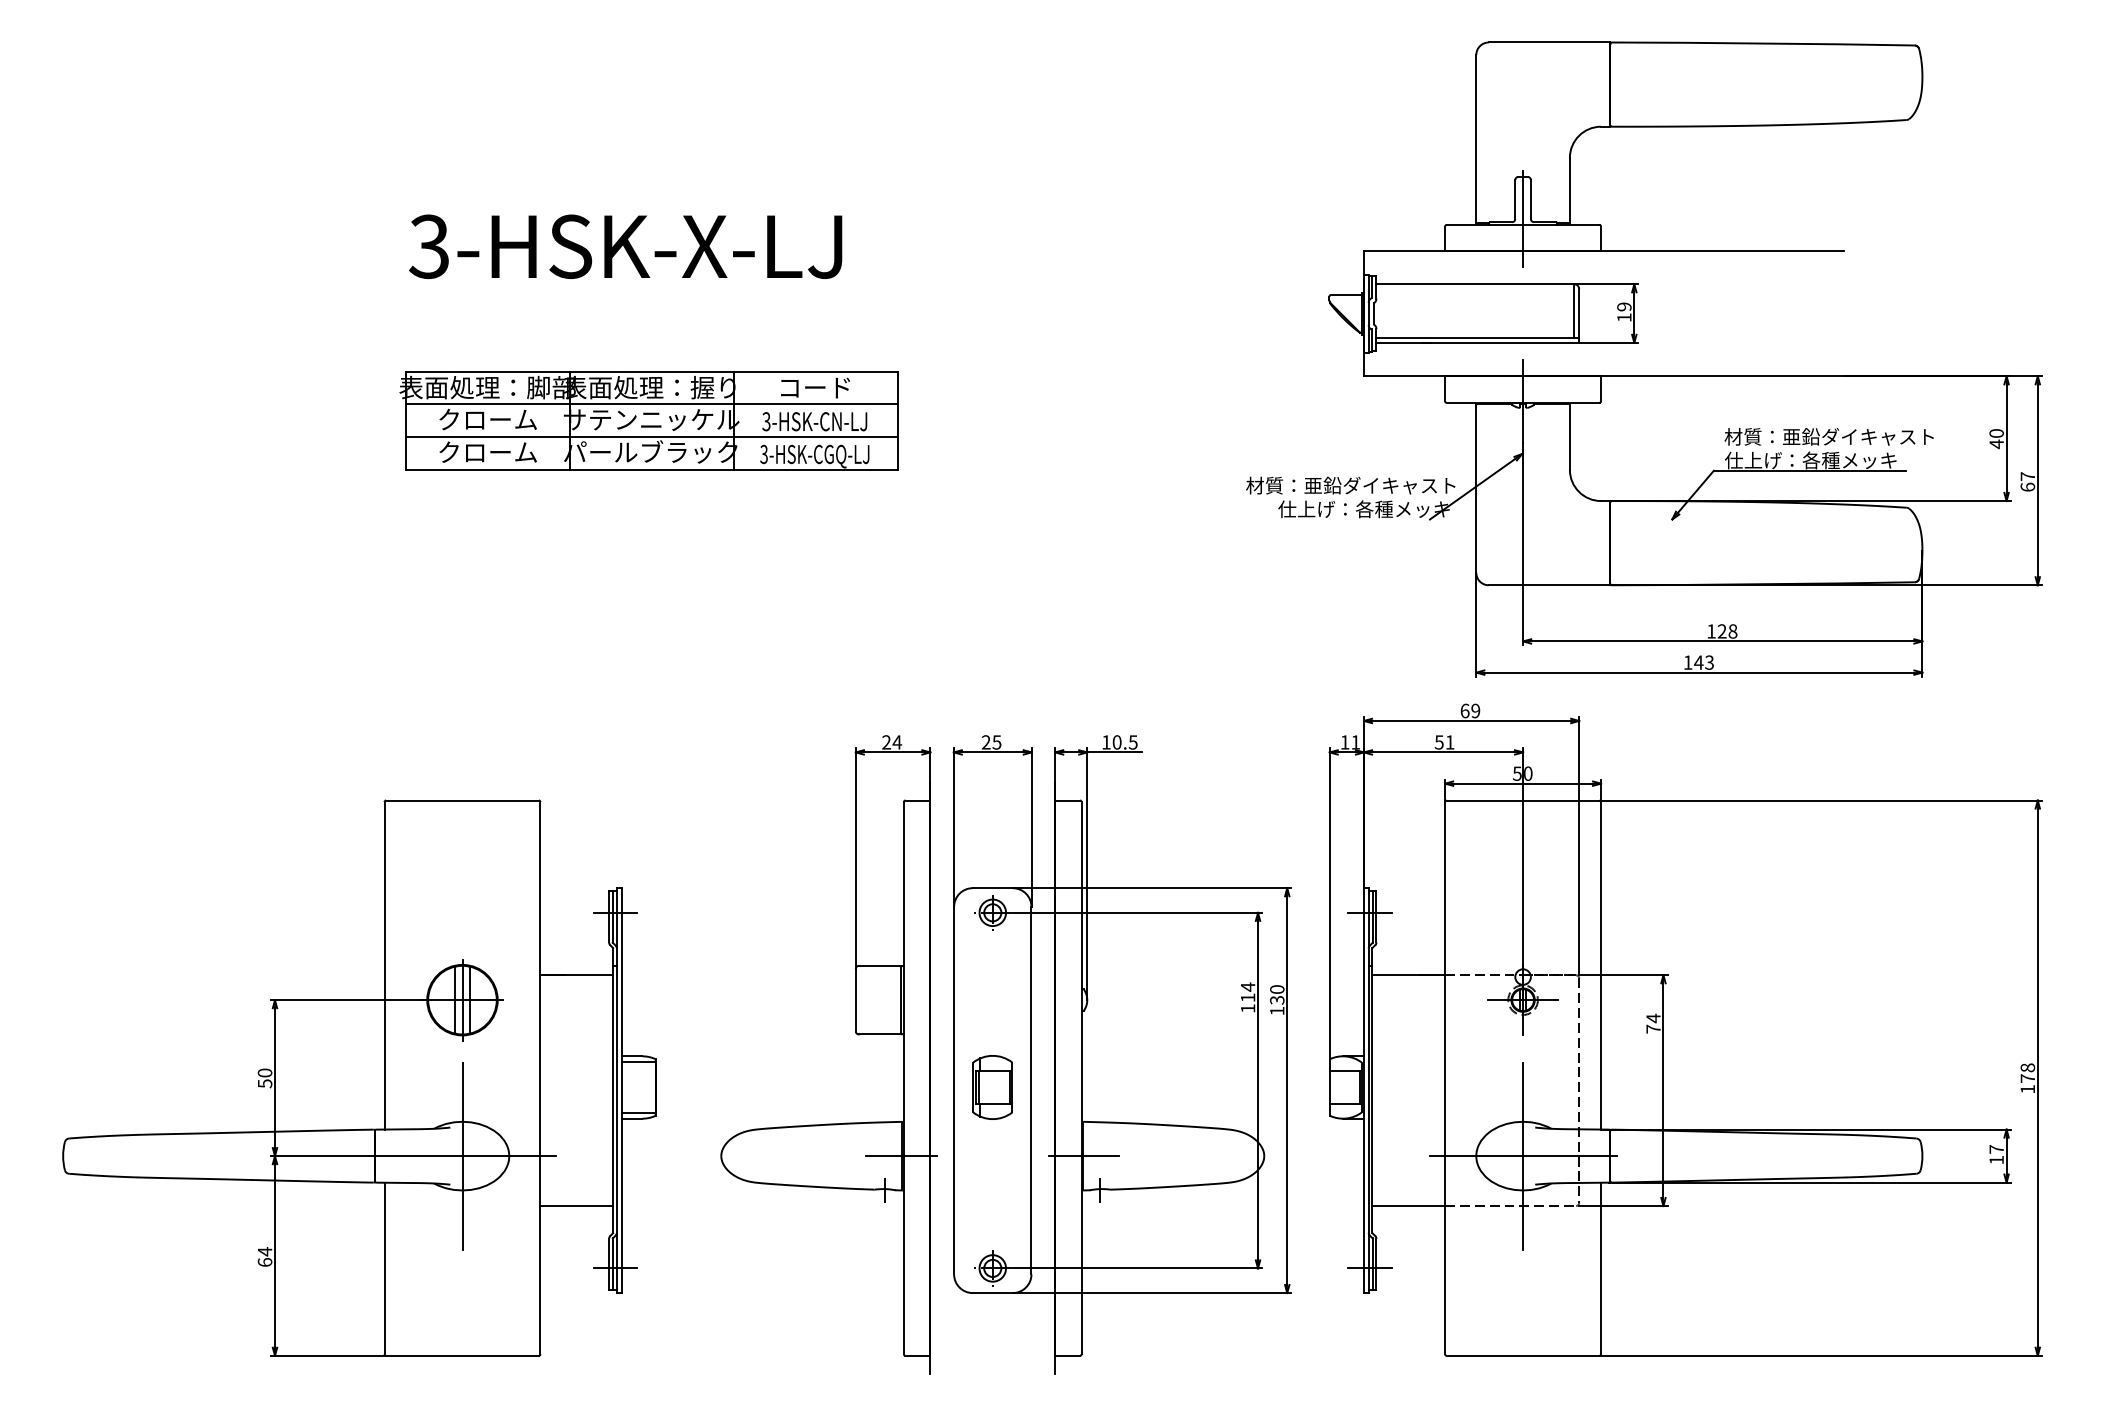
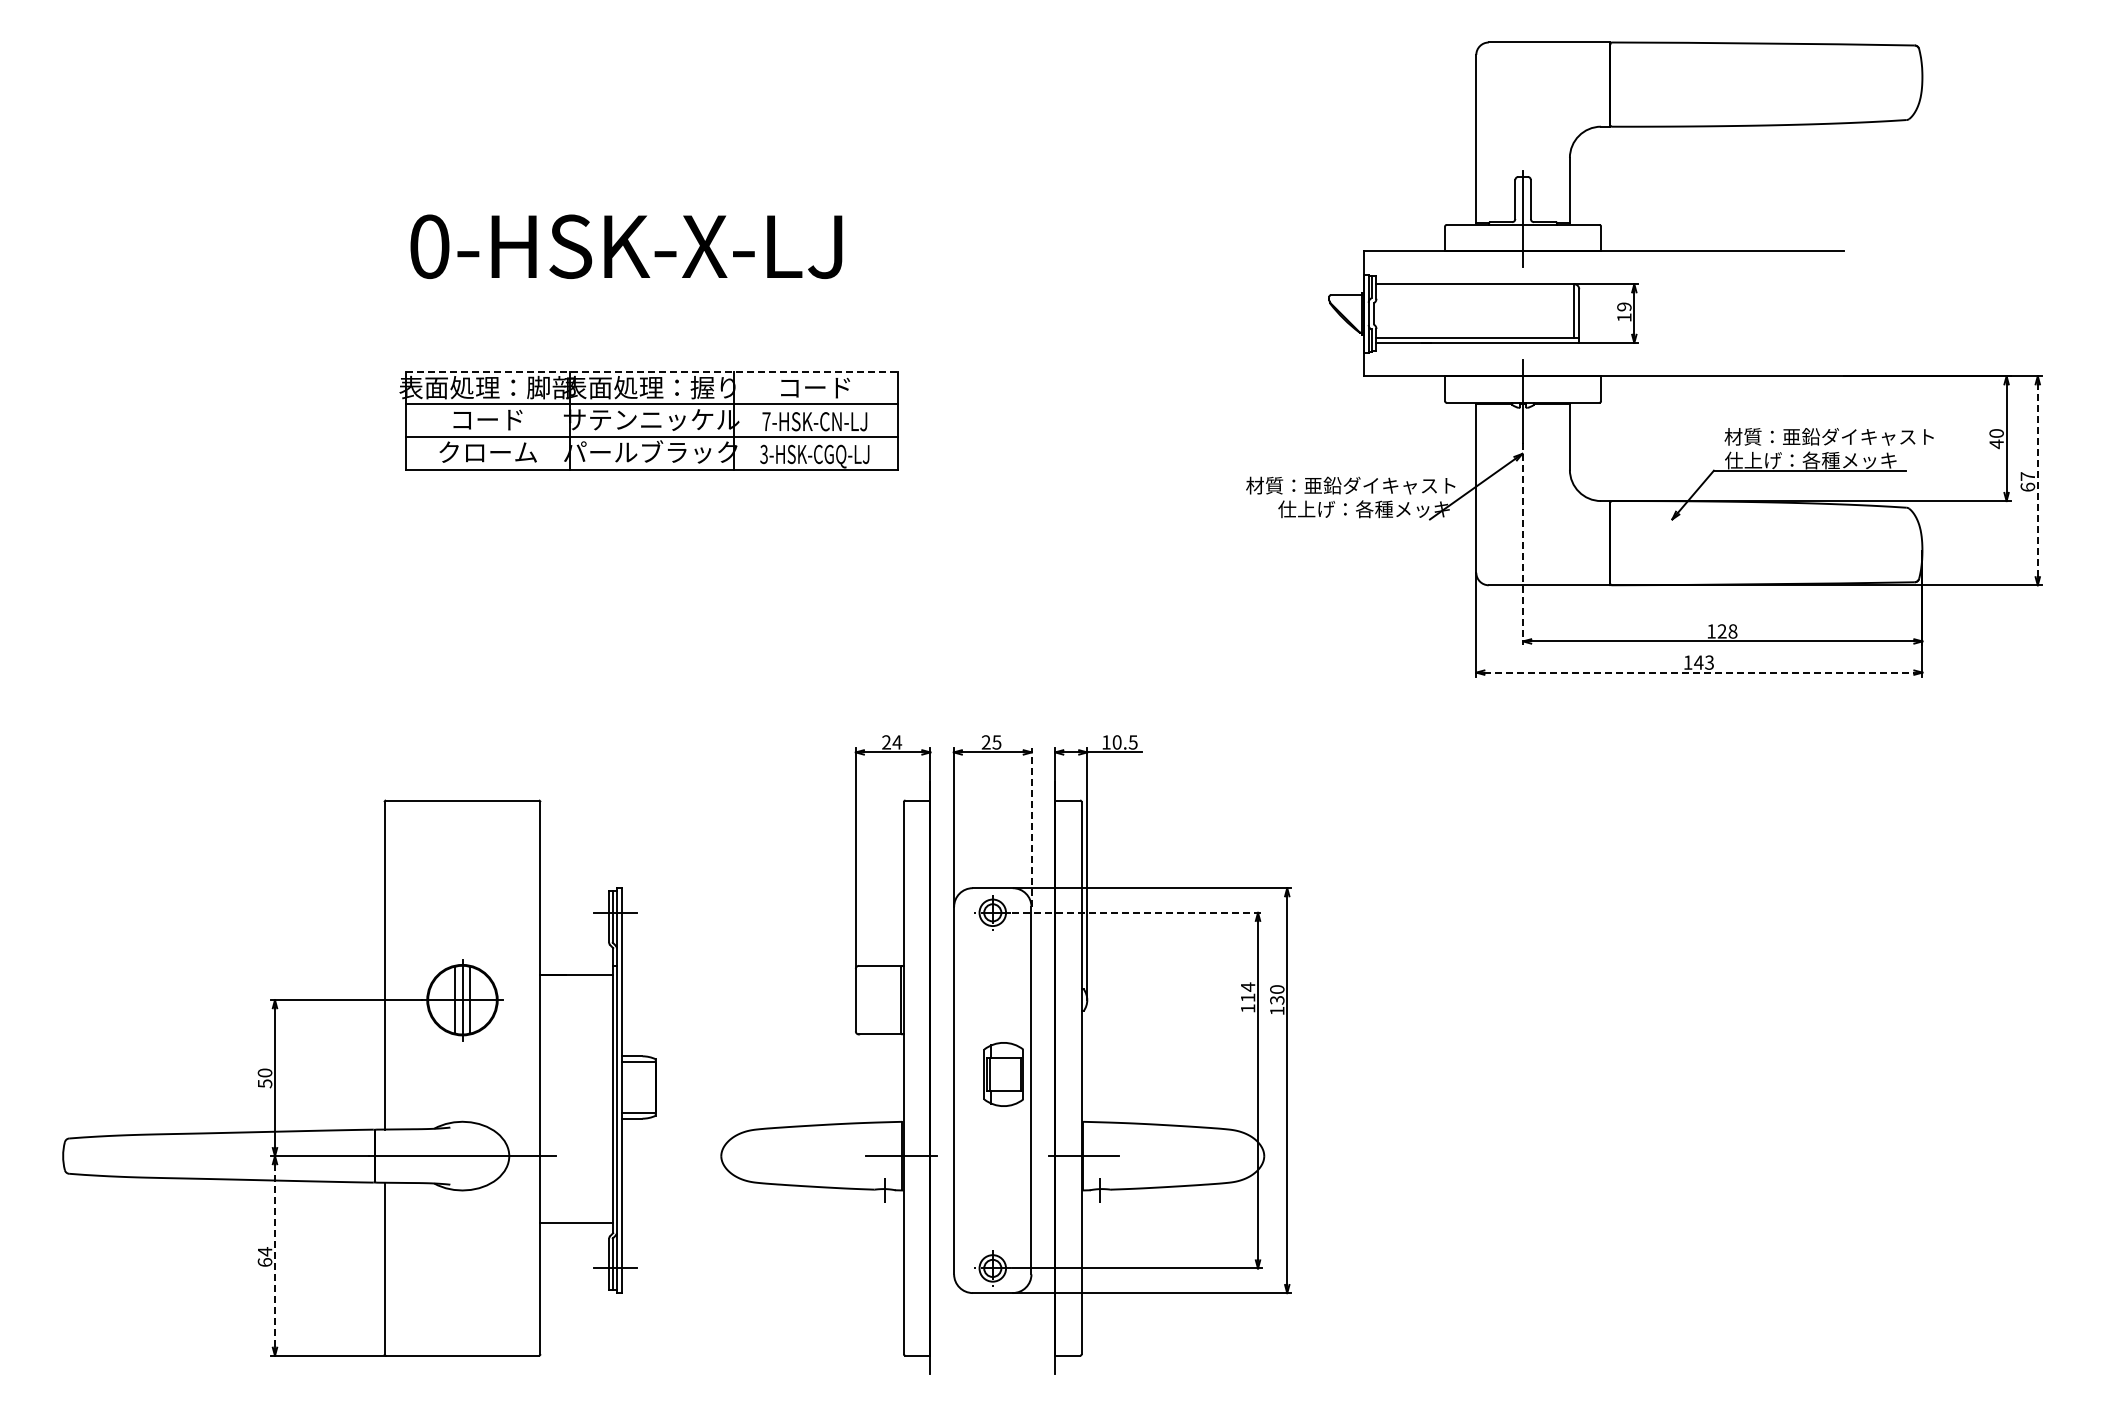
text: 3-HSK-X-LJ -> 0-HSK-X-LJ (429, 246)
line: solid -> dashed (652, 371)
text: クローム -> コード (487, 419)
text: 3-HSK-CN-LJ -> 7-HSK-CN-LJ (766, 421)
line: solid -> dashed (2037, 480)
line: solid -> dashed (1523, 544)
line: solid -> dashed (1699, 672)
line: solid -> dashed (1031, 826)
line: solid -> dashed (1137, 912)
part: present -> none (1685, 1029)
part position: (992, 1087) -> (1003, 1074) (1003, 1074)
line: present -> none (462, 1155)
line position: (576, 1206) -> (576, 1223) (576, 1223)
line: solid -> dashed (275, 1255)
